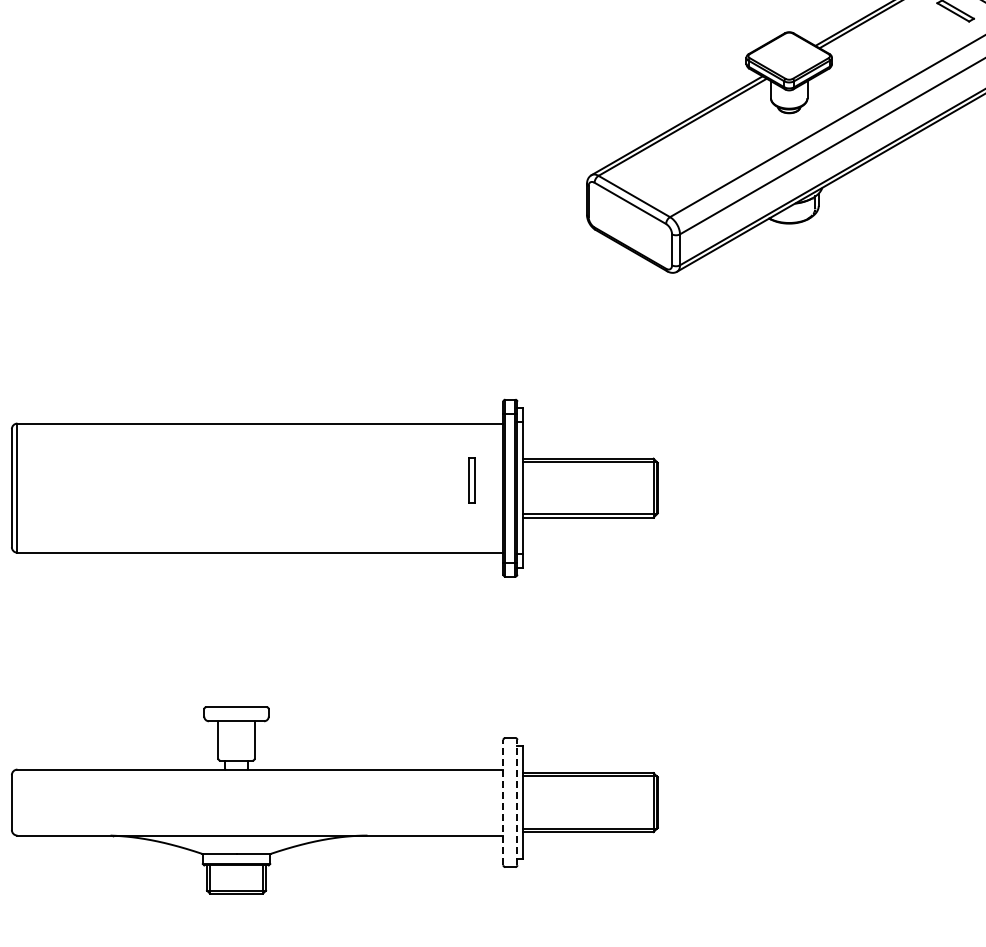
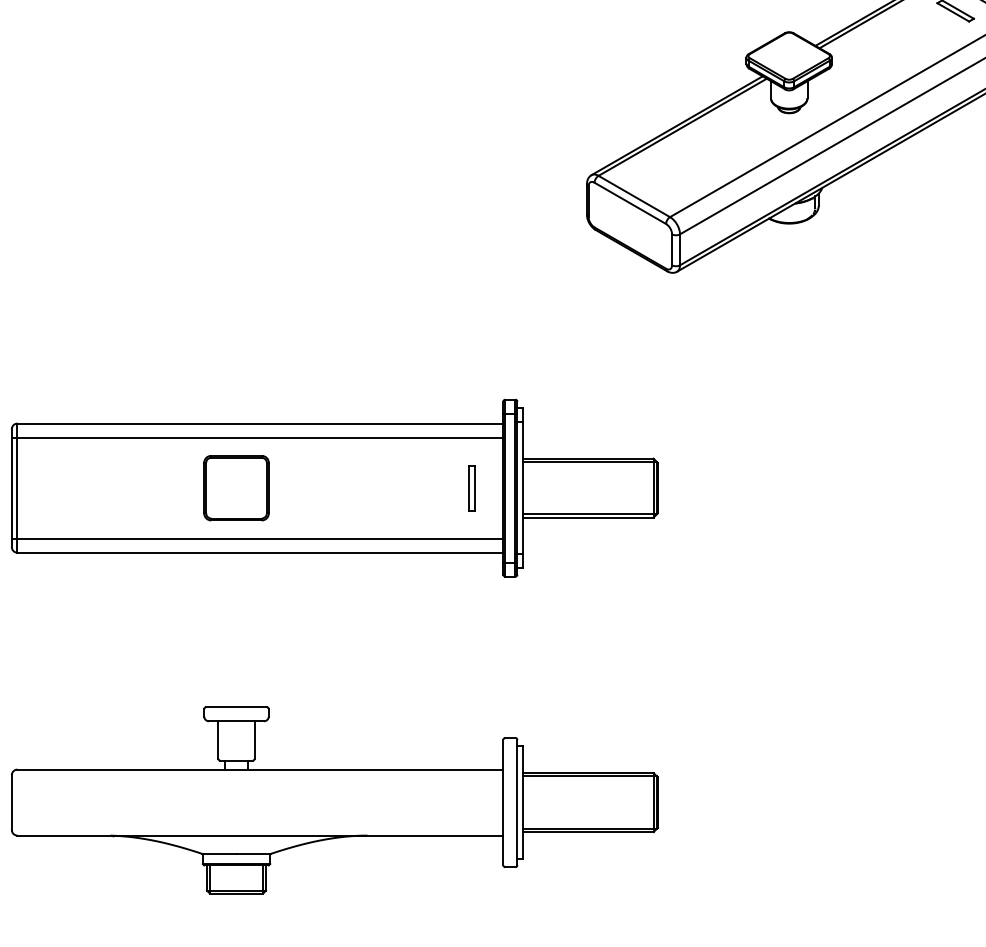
line: none -> present (257, 437)
part position: (471, 480) -> (471, 488) (471, 488)
part: none -> present (236, 488)
line: none -> present (257, 538)
line: dashed -> solid (503, 802)
line: dashed -> solid (517, 802)
